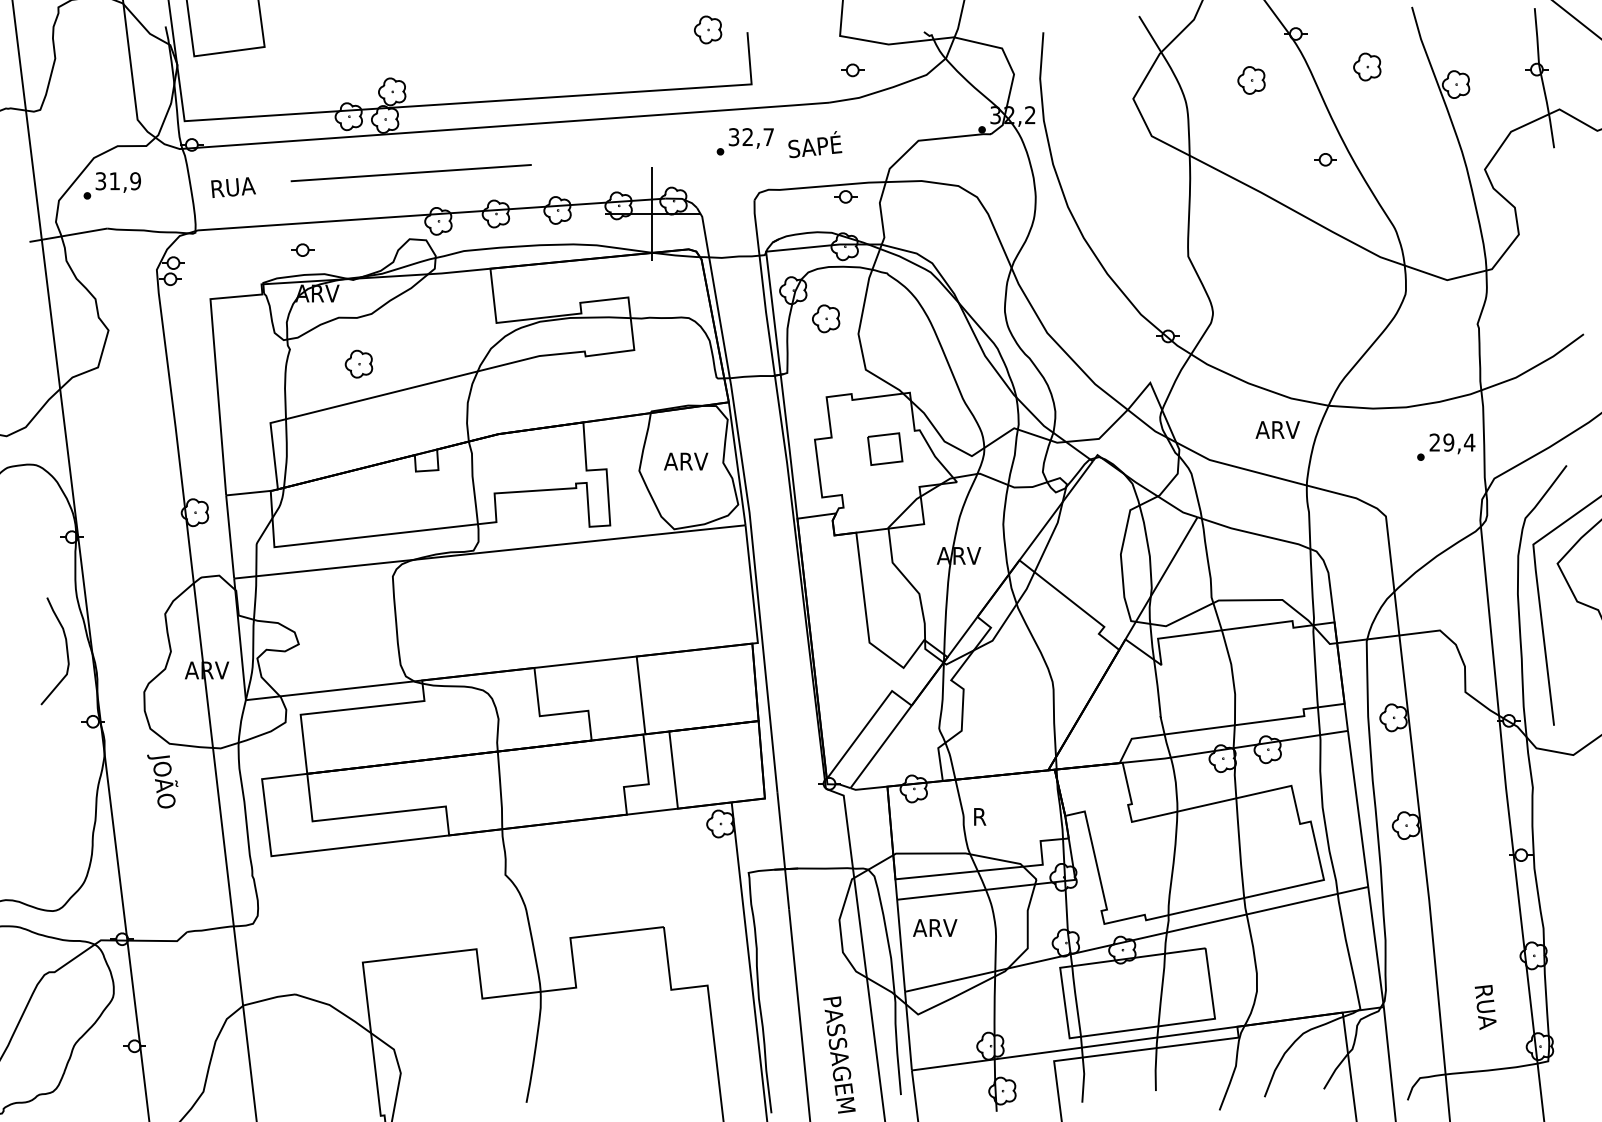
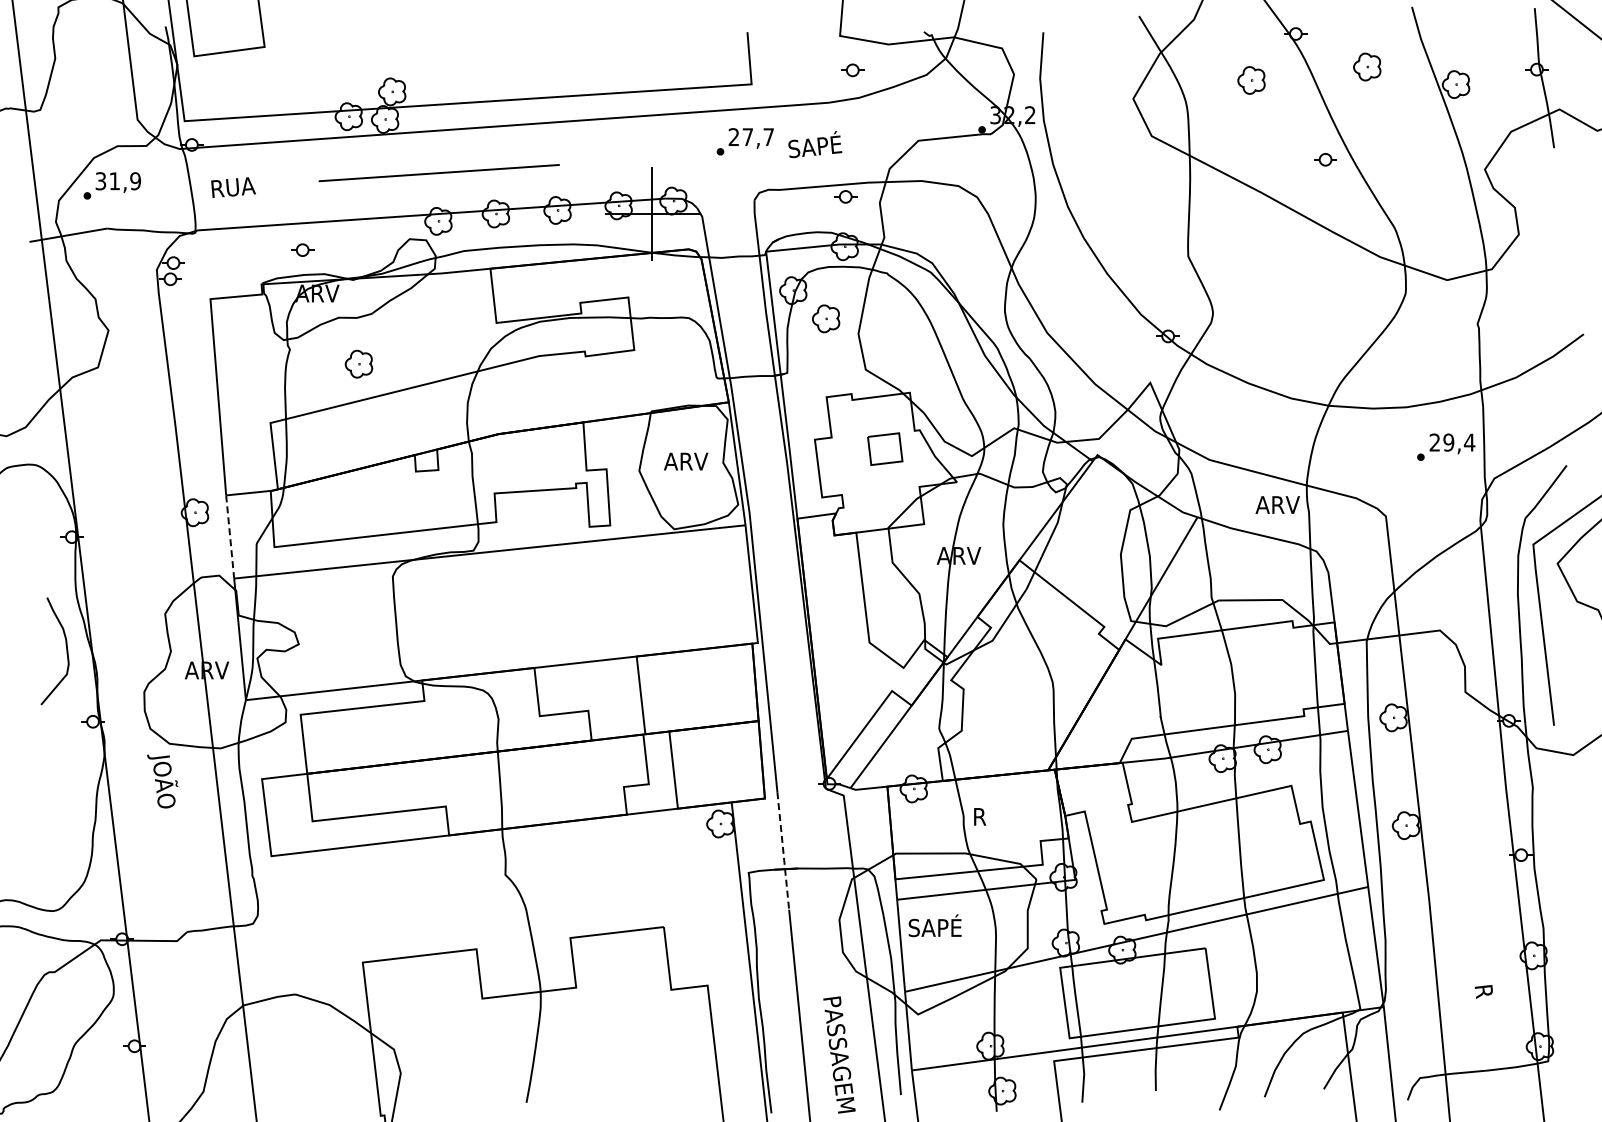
part: present -> none (708, 29)
text: 32,7 -> 27,7 (740, 137)
line position: (410, 173) -> (438, 173) (438, 173)
text position: (1277, 429) -> (1277, 504) (1277, 504)
line: solid -> dashed (230, 537)
line: solid -> dashed (783, 851)
text: ARV -> SAPÉ (934, 925)
text: RUA -> R (1486, 1014)
